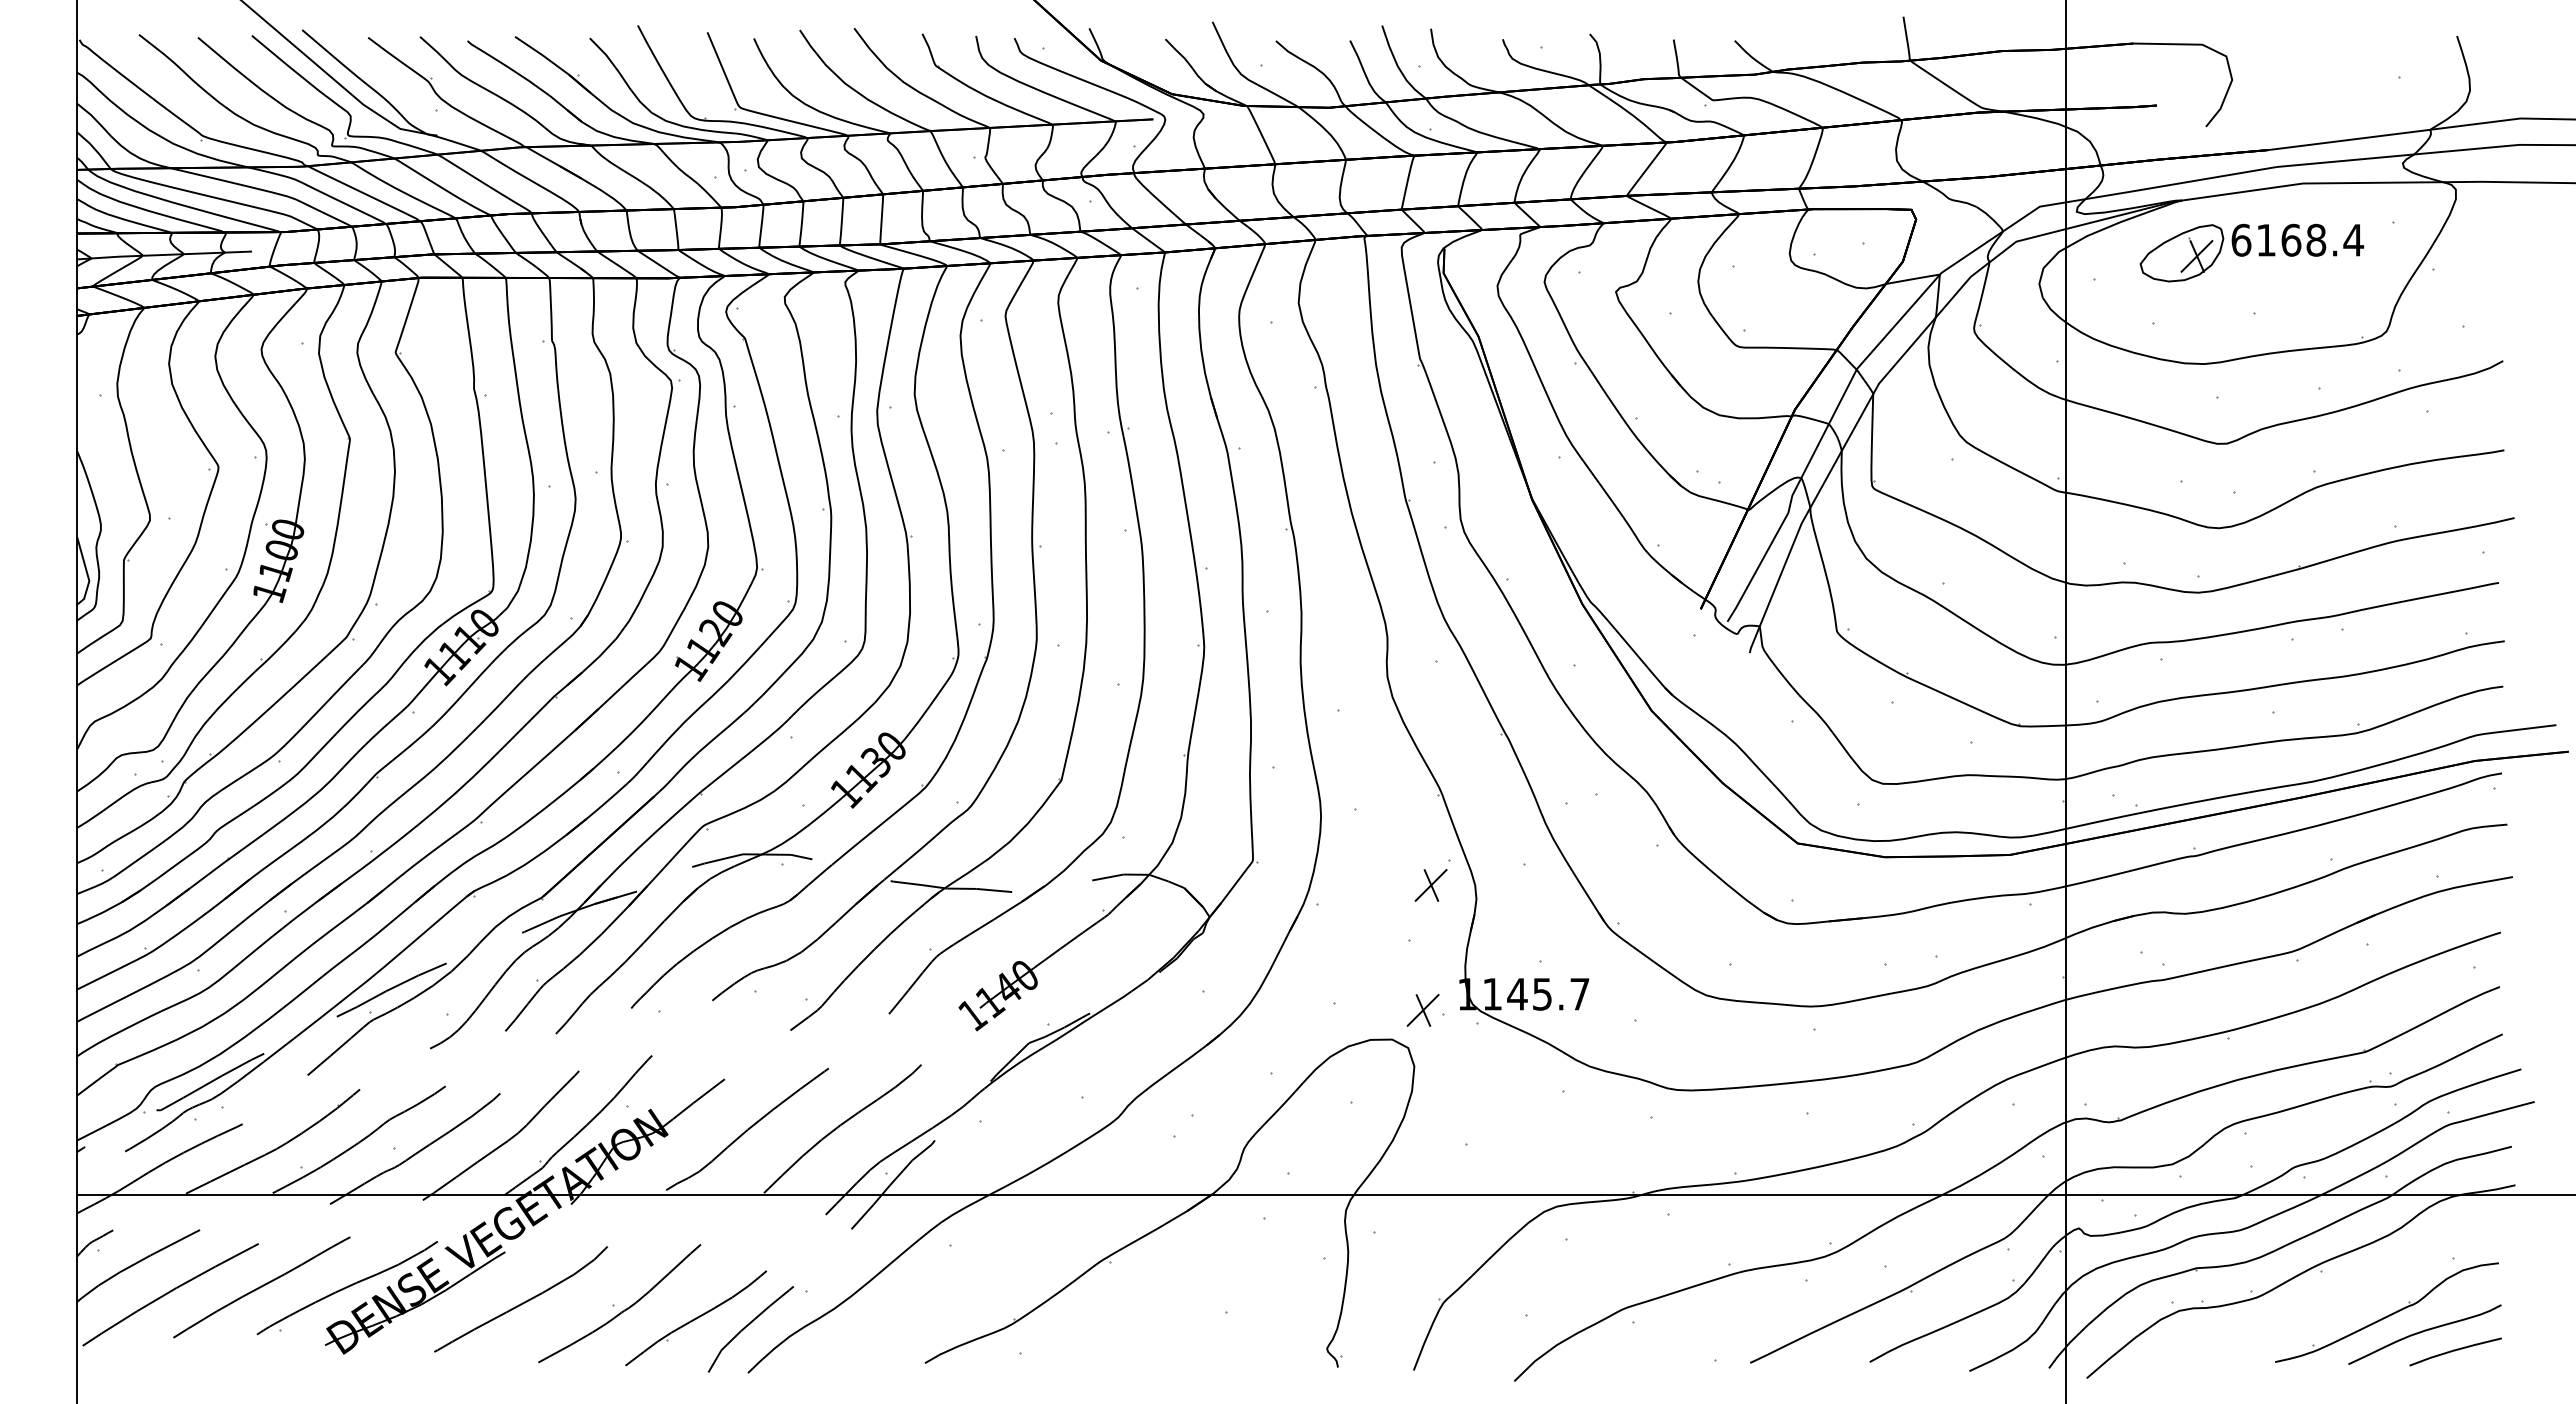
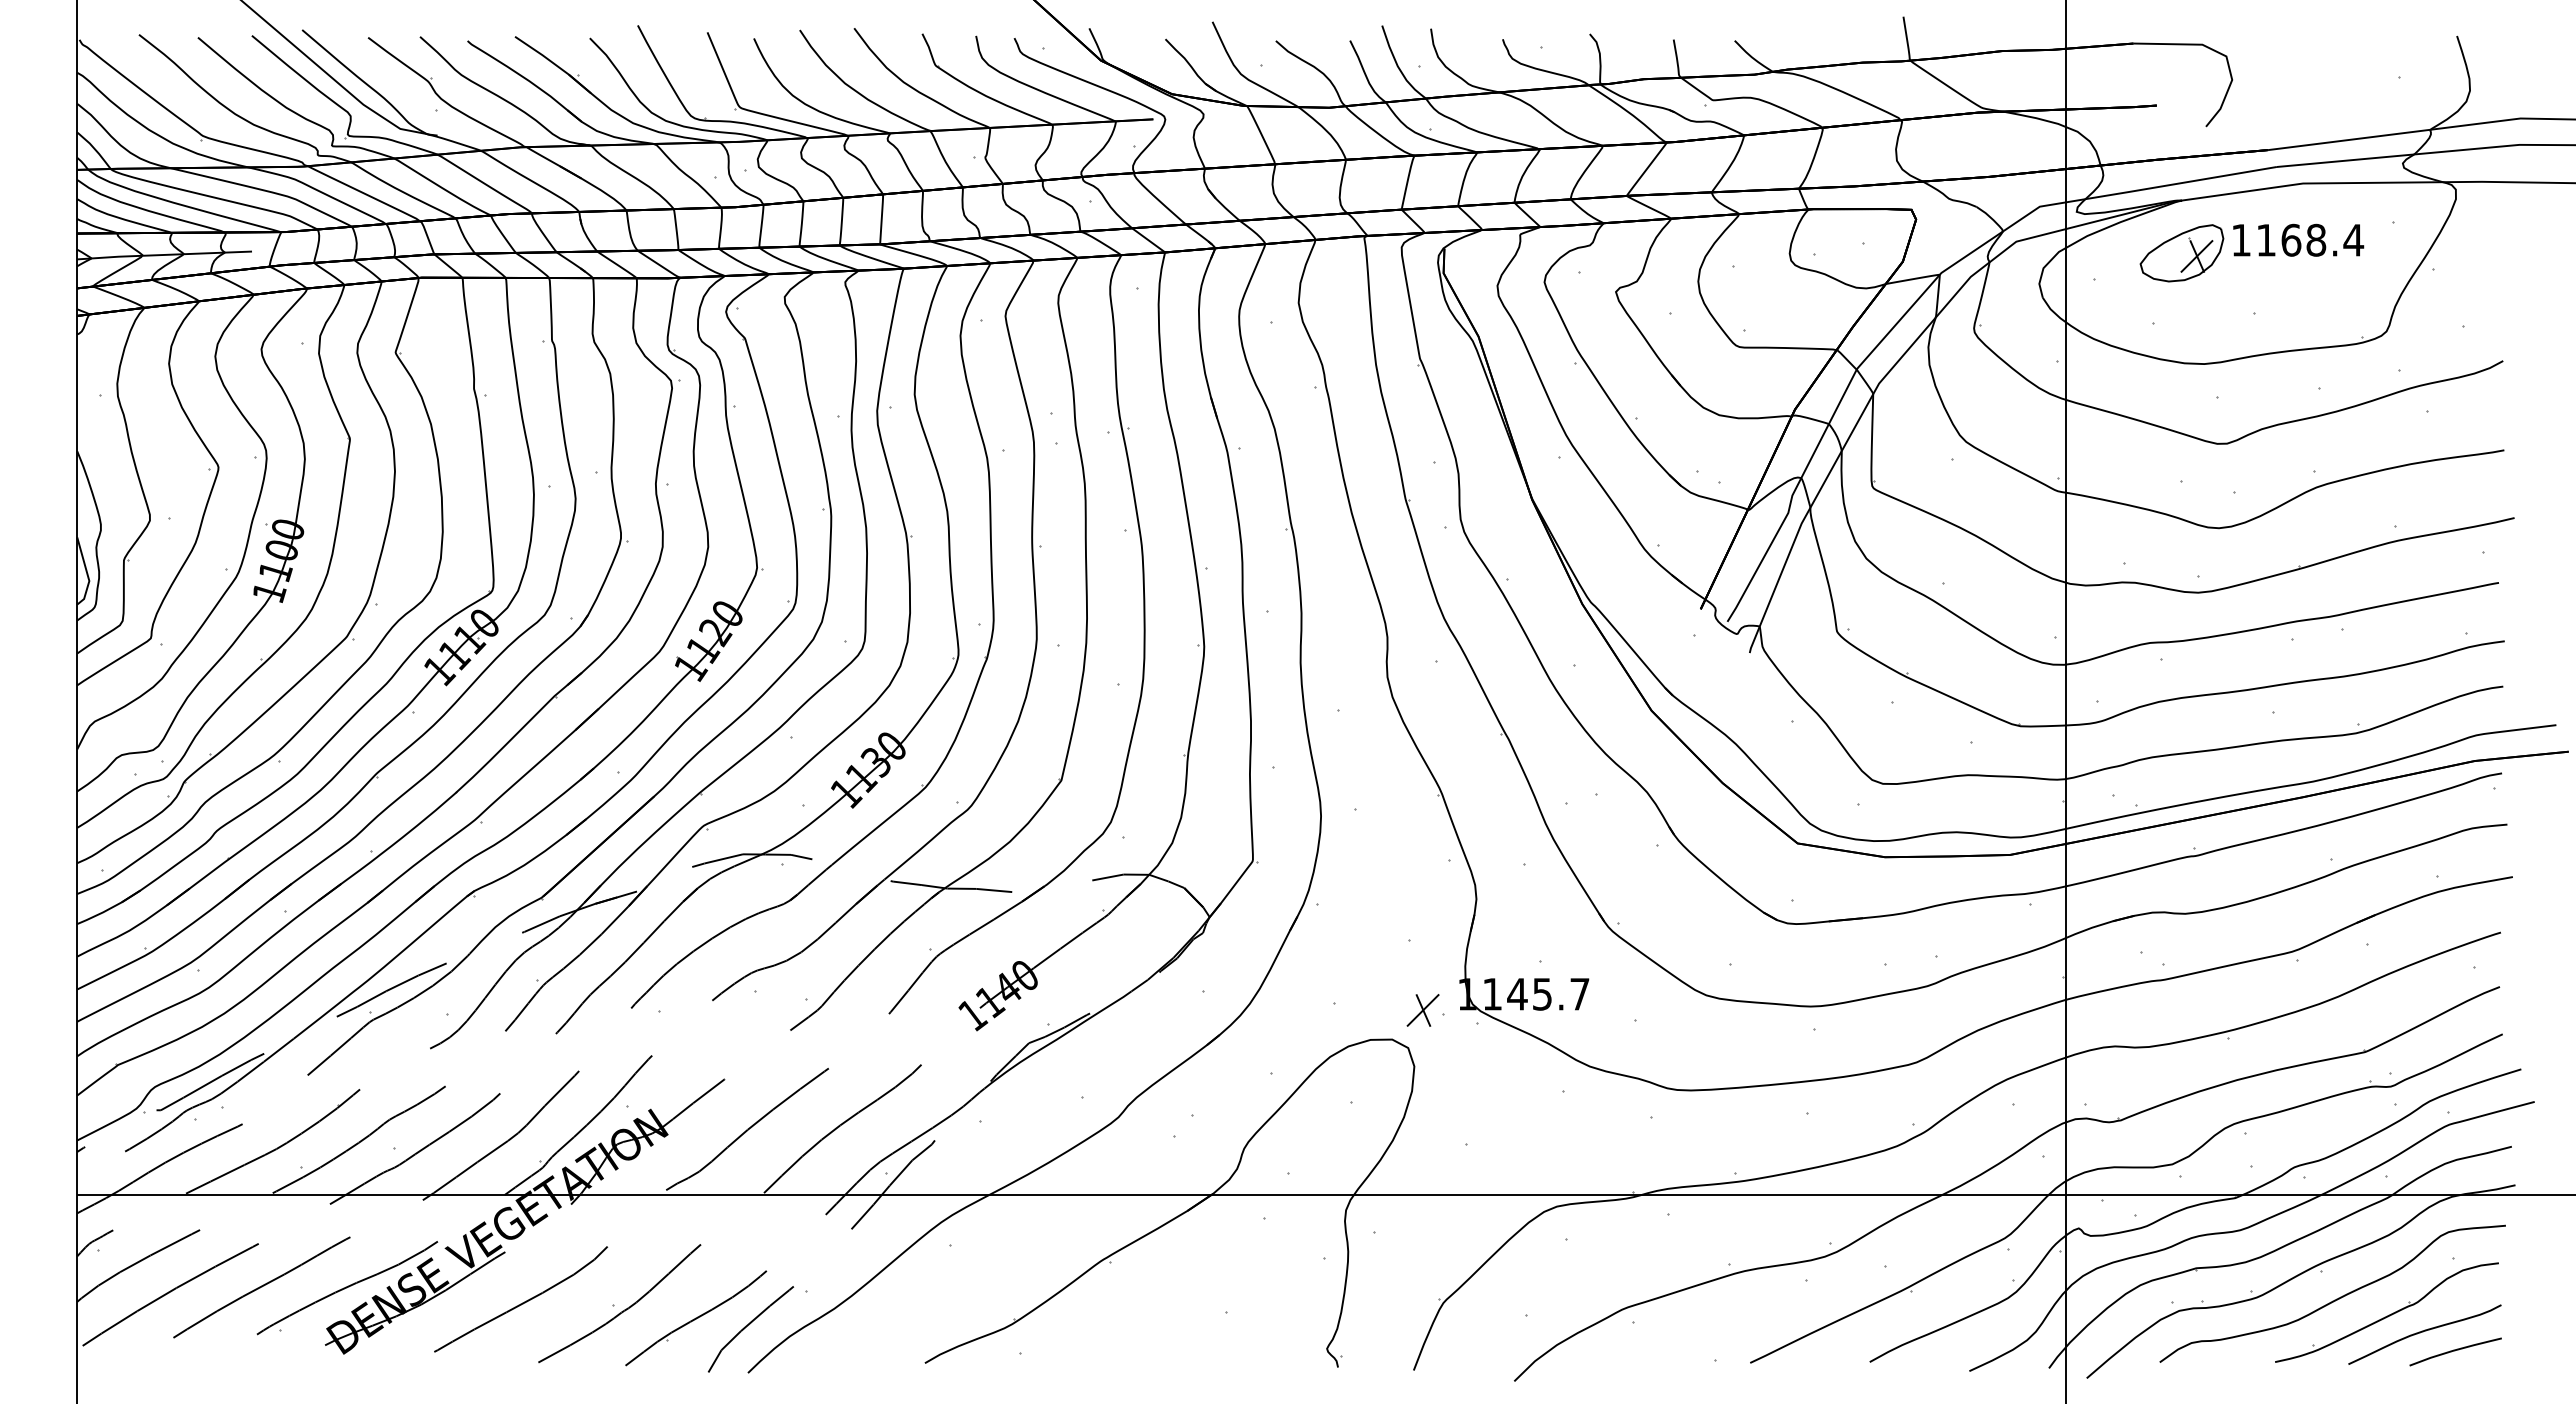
text: 6168.4 -> 1168.4 (2241, 239)
part: present -> none (1430, 885)
curve: none -> present (2334, 1299)
